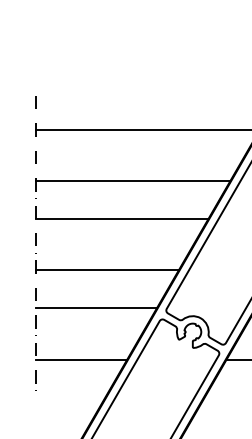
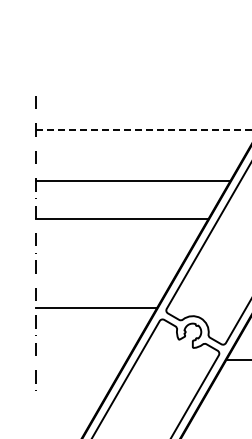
line: solid -> dashed (143, 129)
line: present -> none (106, 270)
line: present -> none (81, 359)
